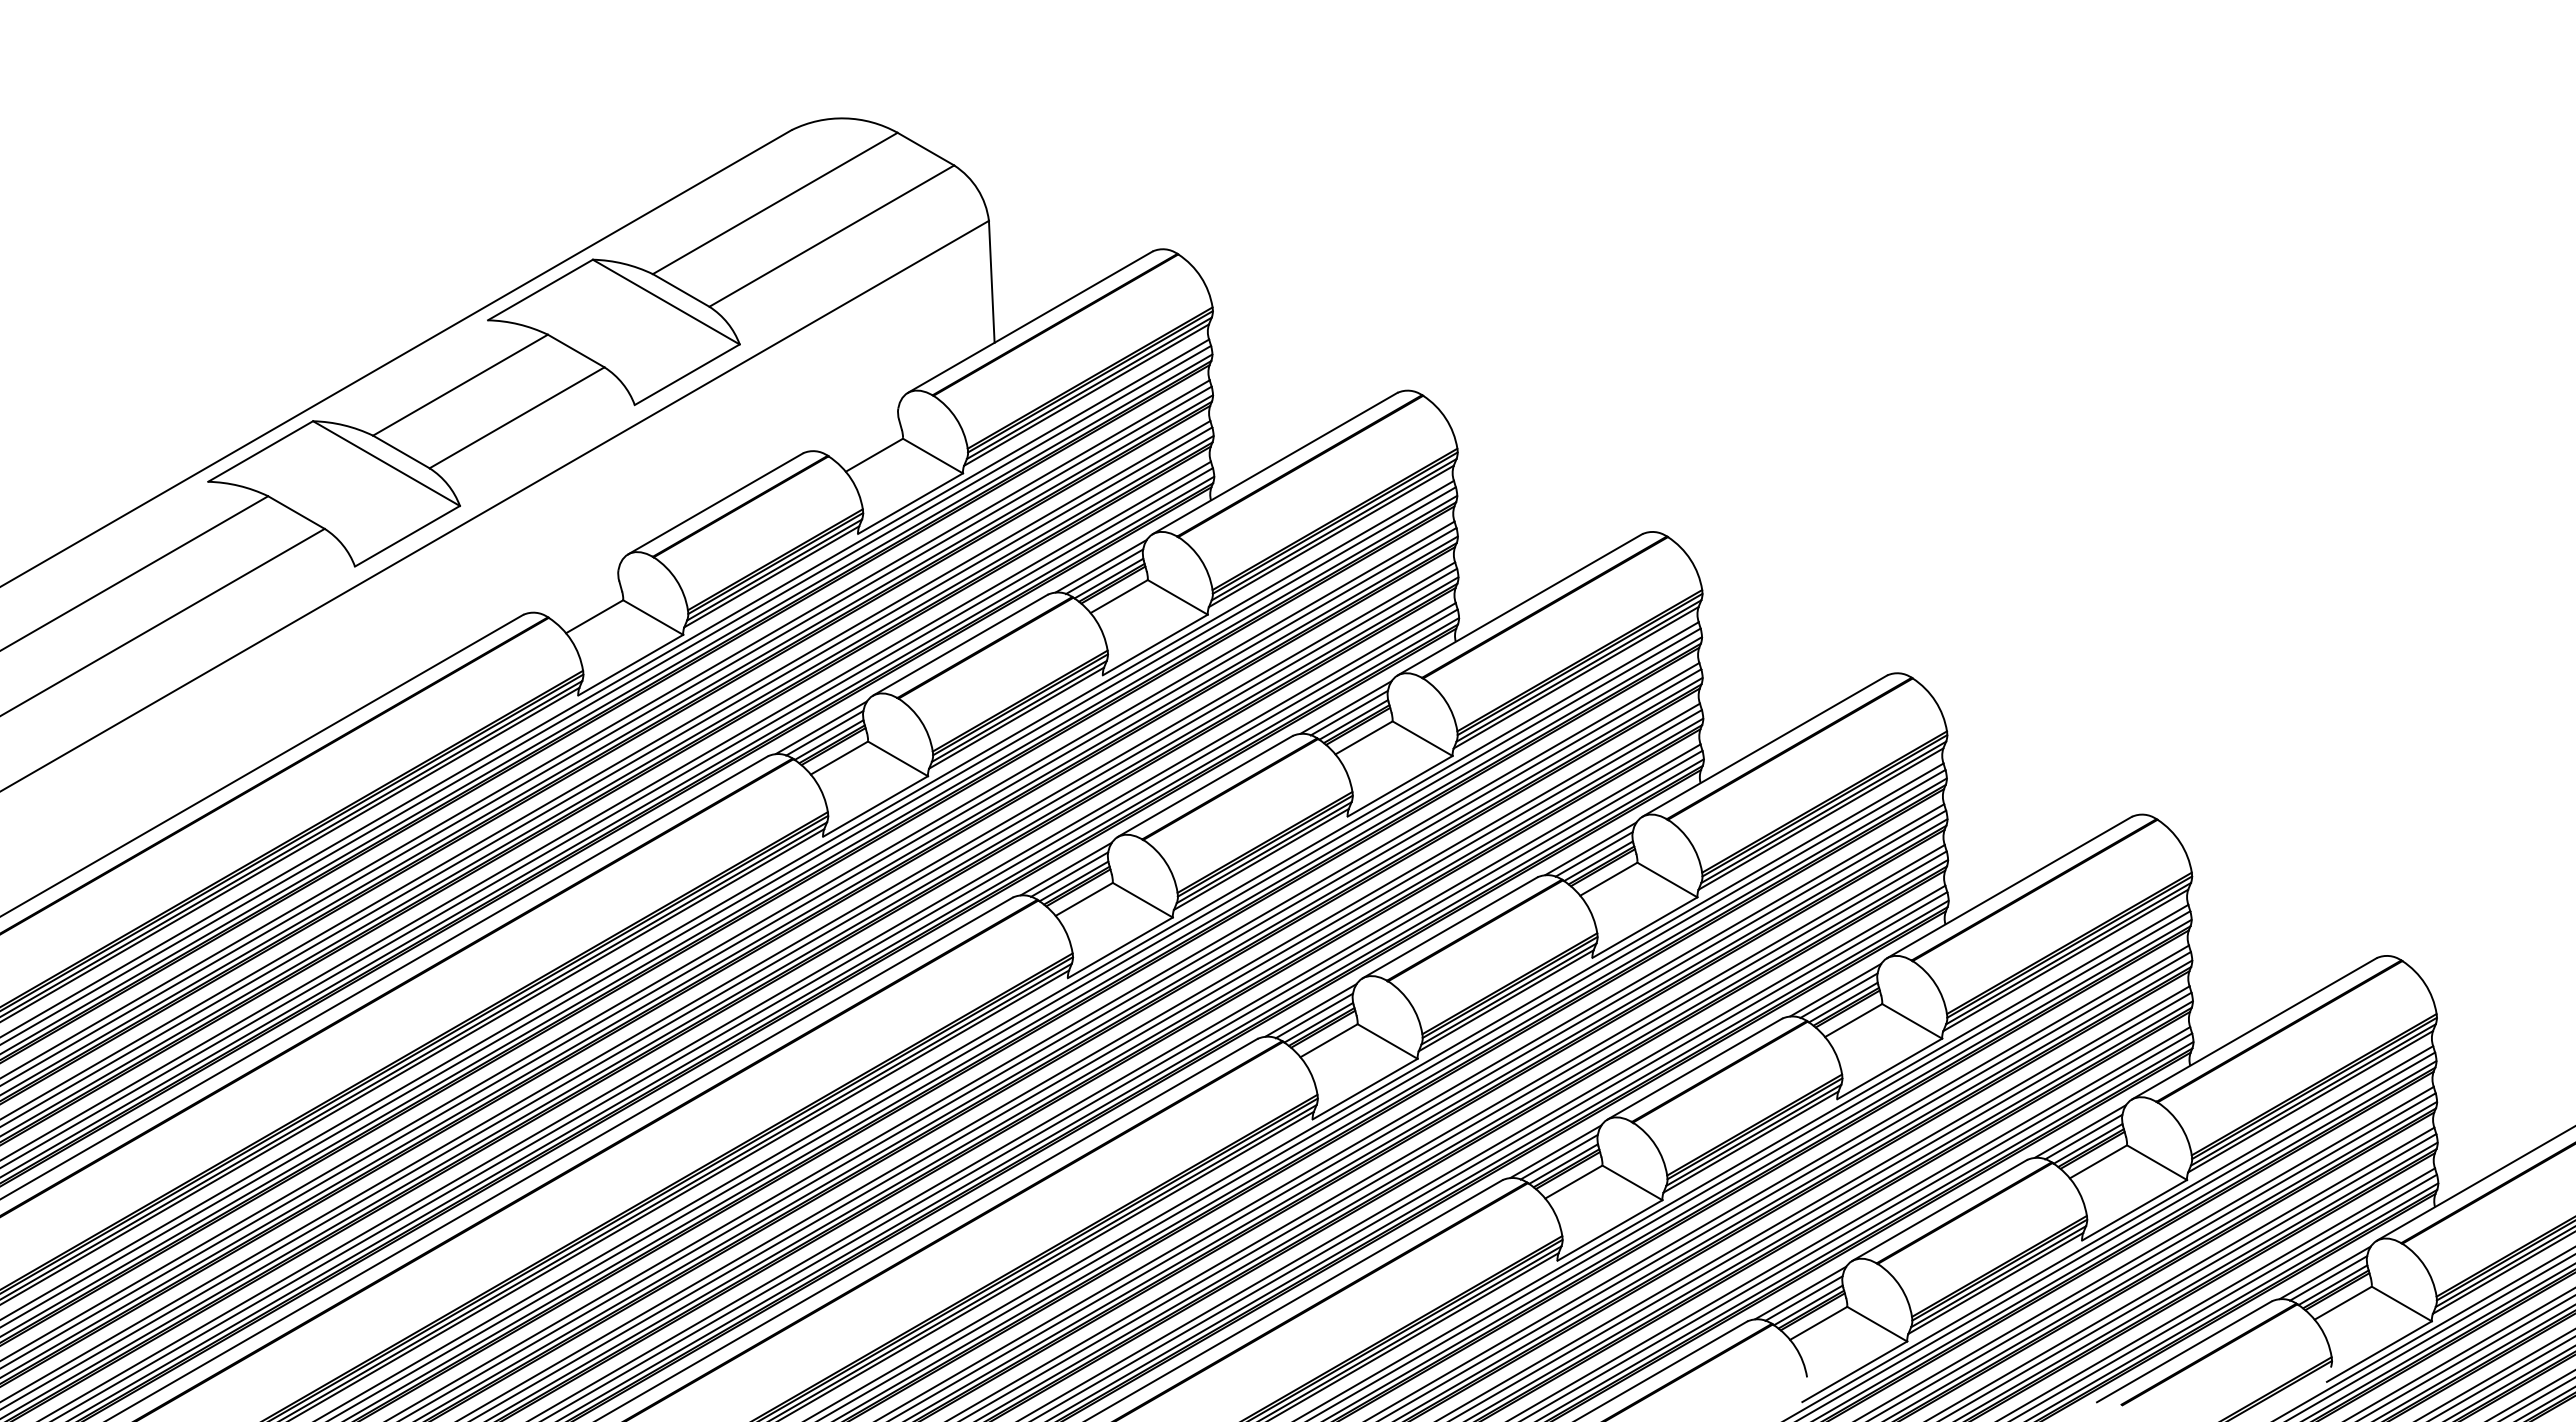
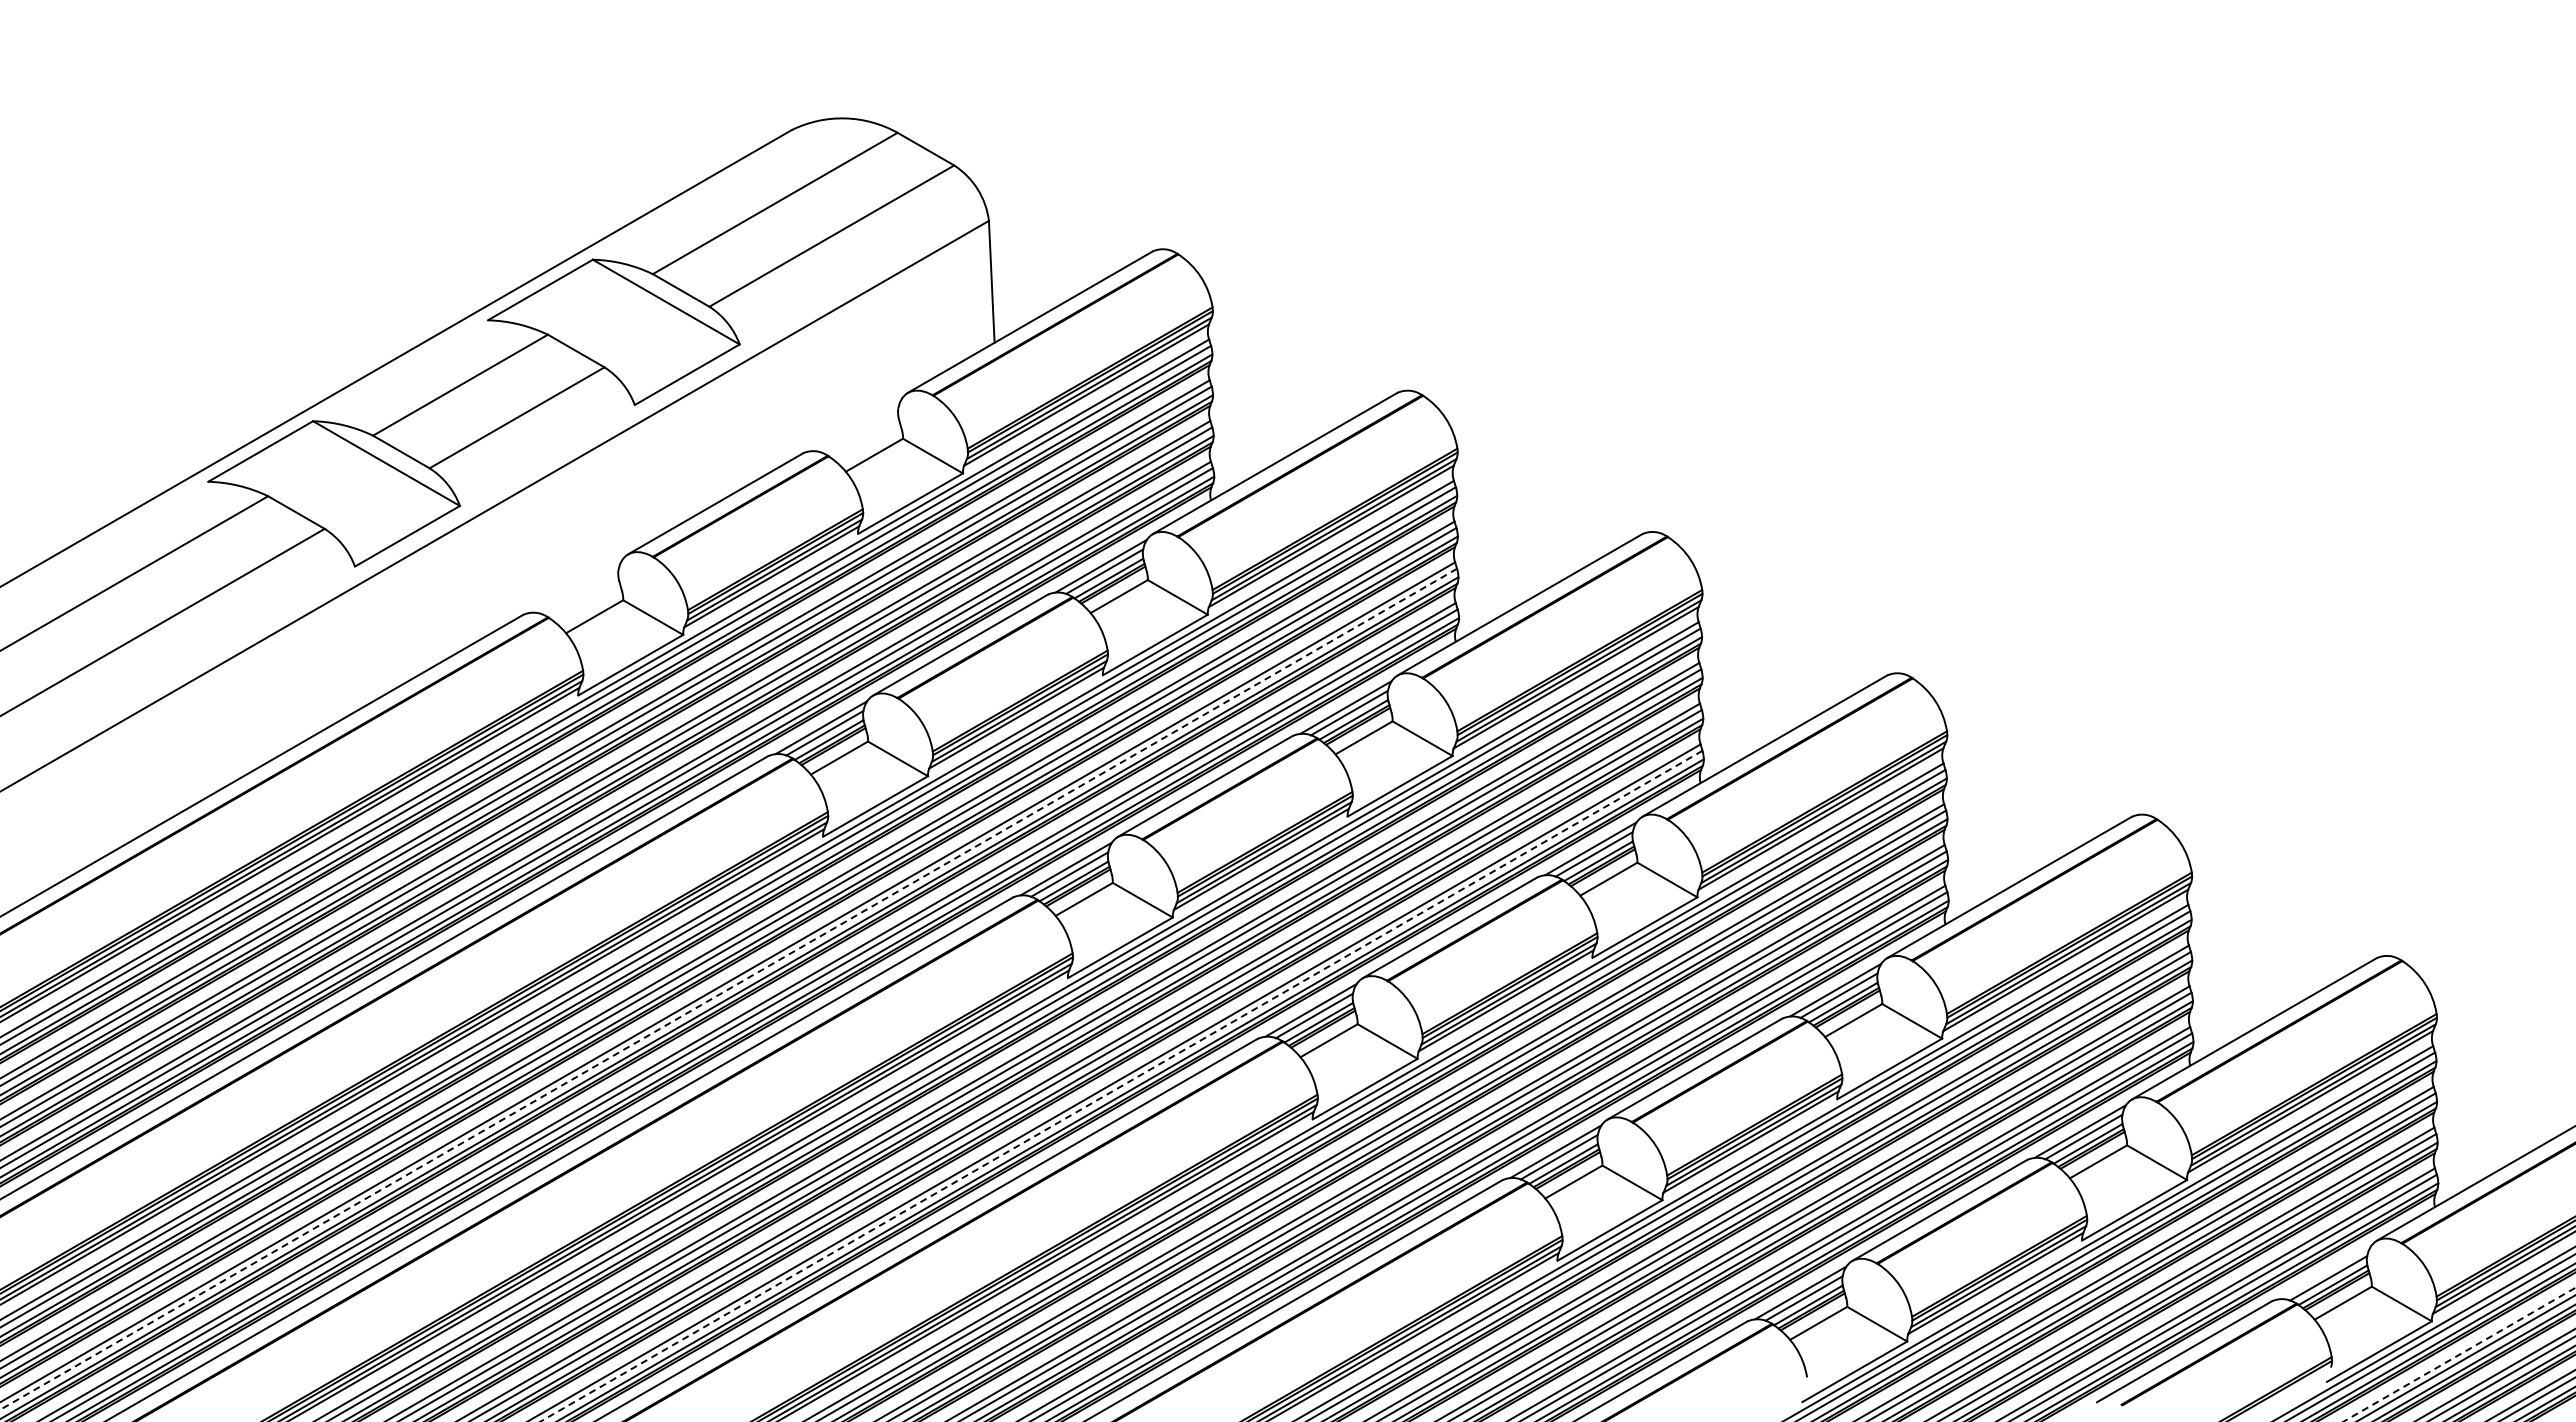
line: solid -> dashed (728, 989)
line: solid -> dashed (1121, 1086)
line: present -> none (2324, 1272)
line: solid -> dashed (2459, 1354)
